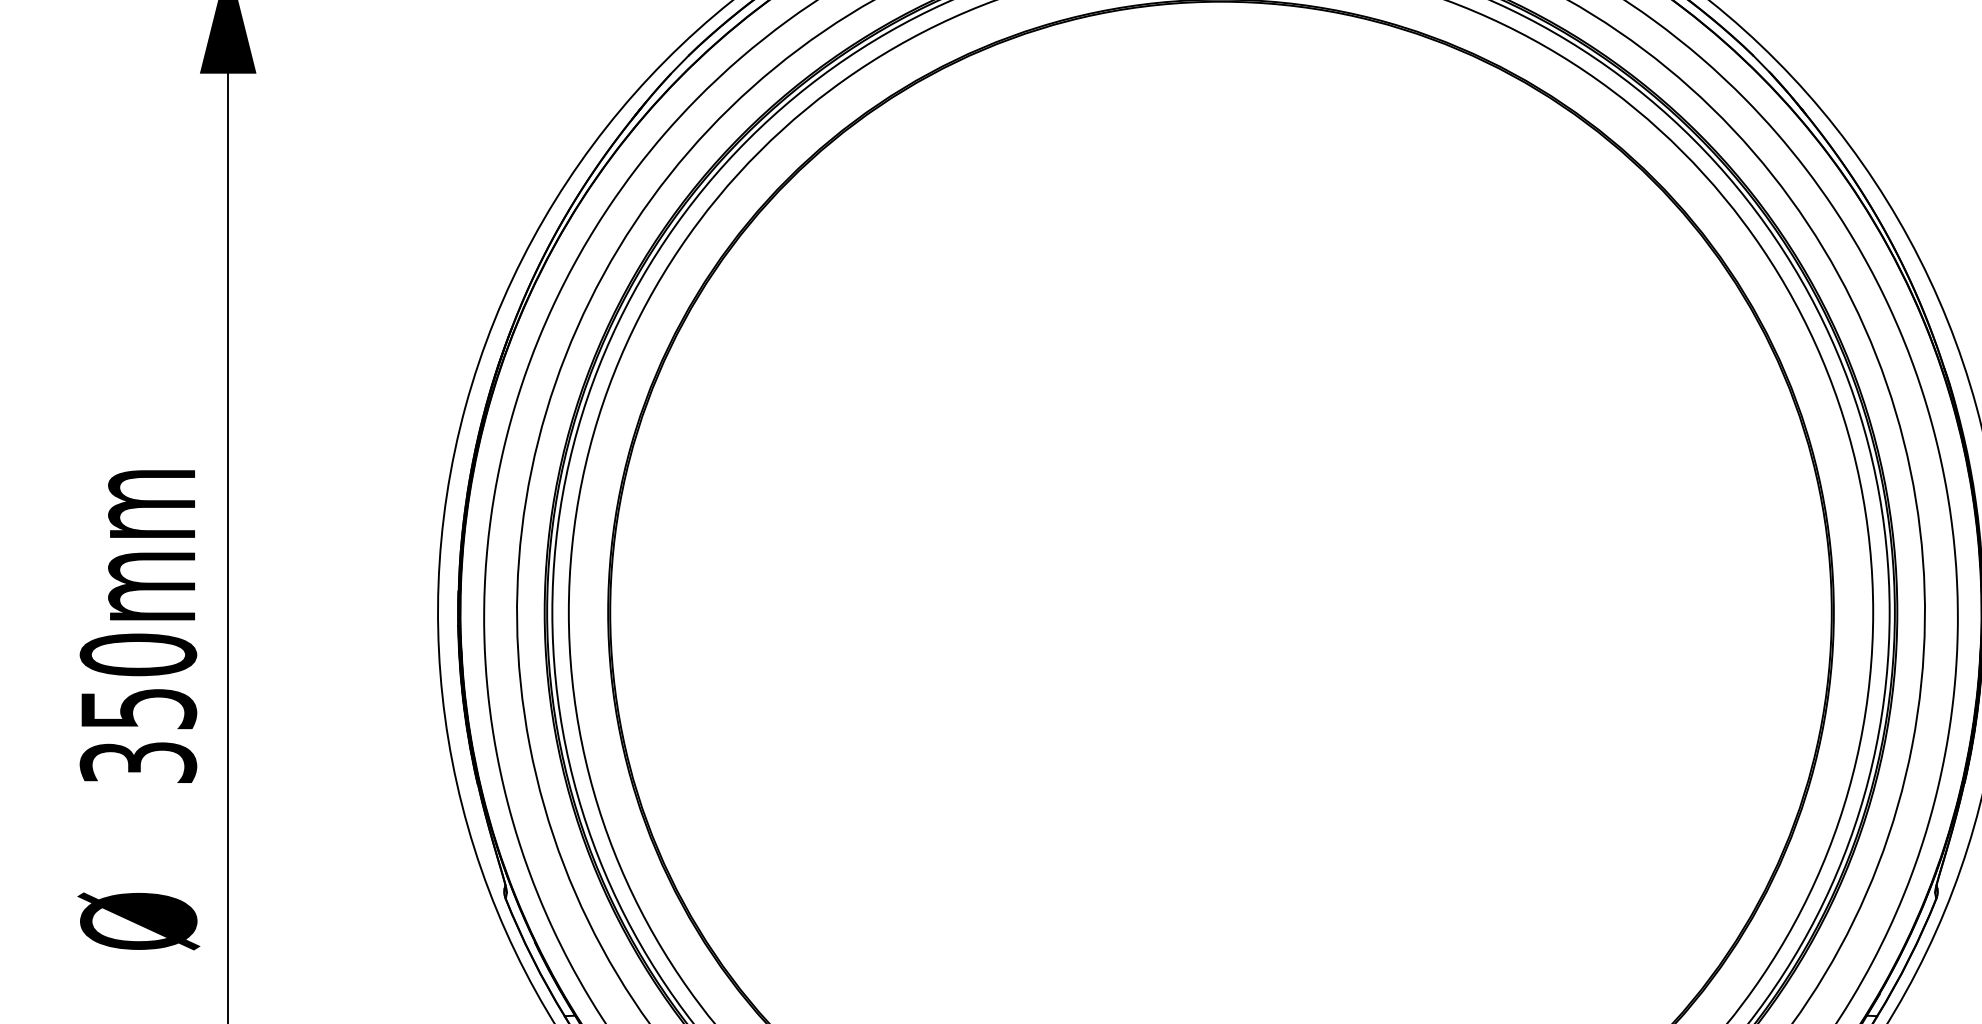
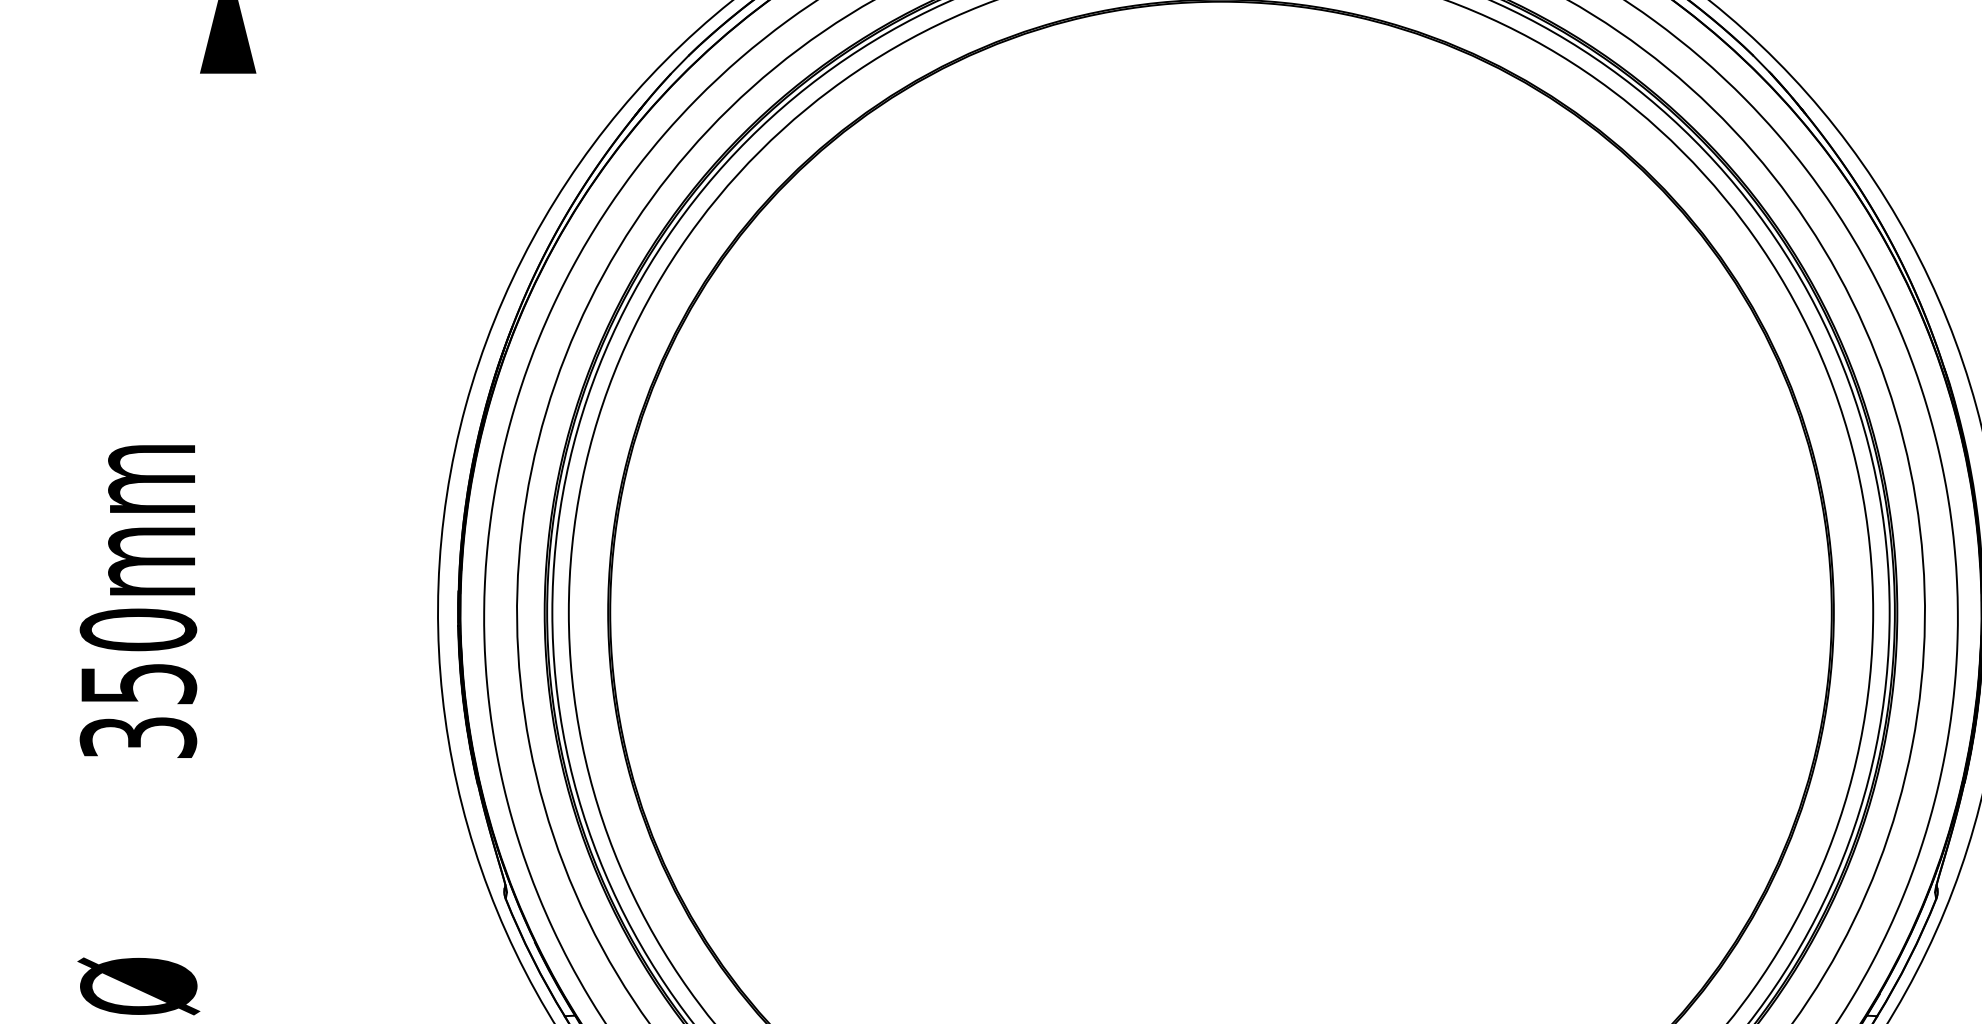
line: present -> none (228, 511)
text position: (138, 626) -> (138, 601) (138, 601)
text position: (138, 921) -> (138, 986) (138, 986)
